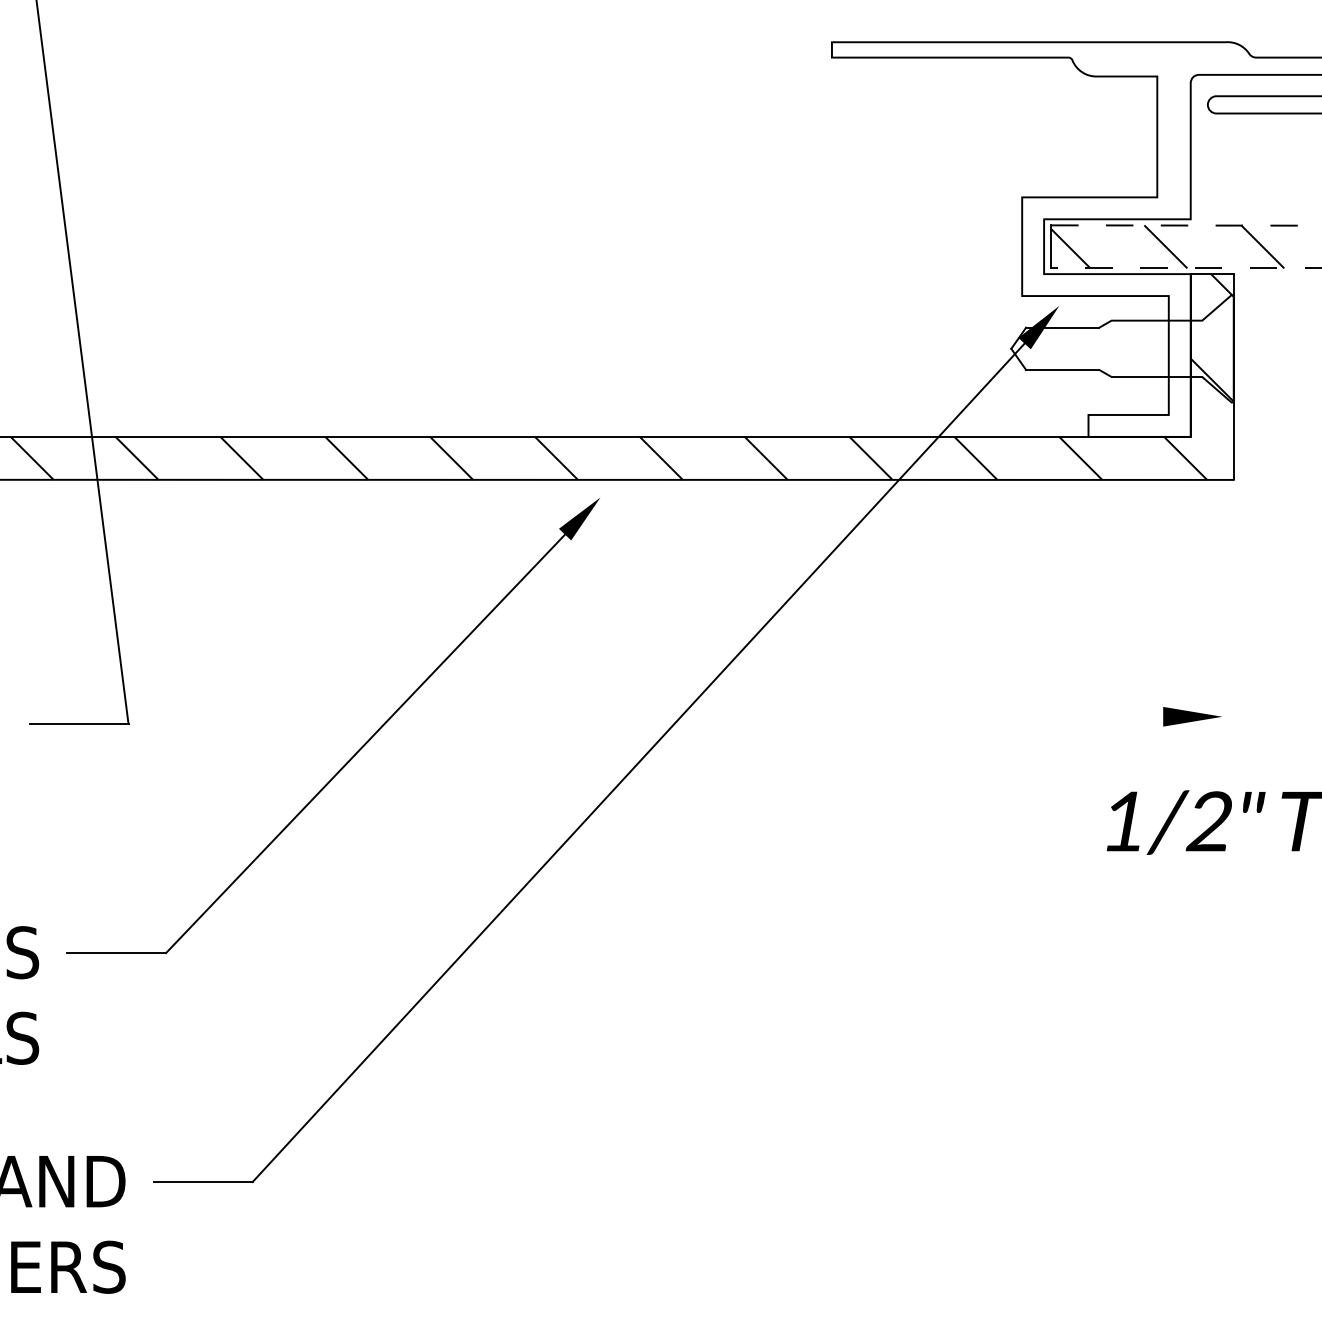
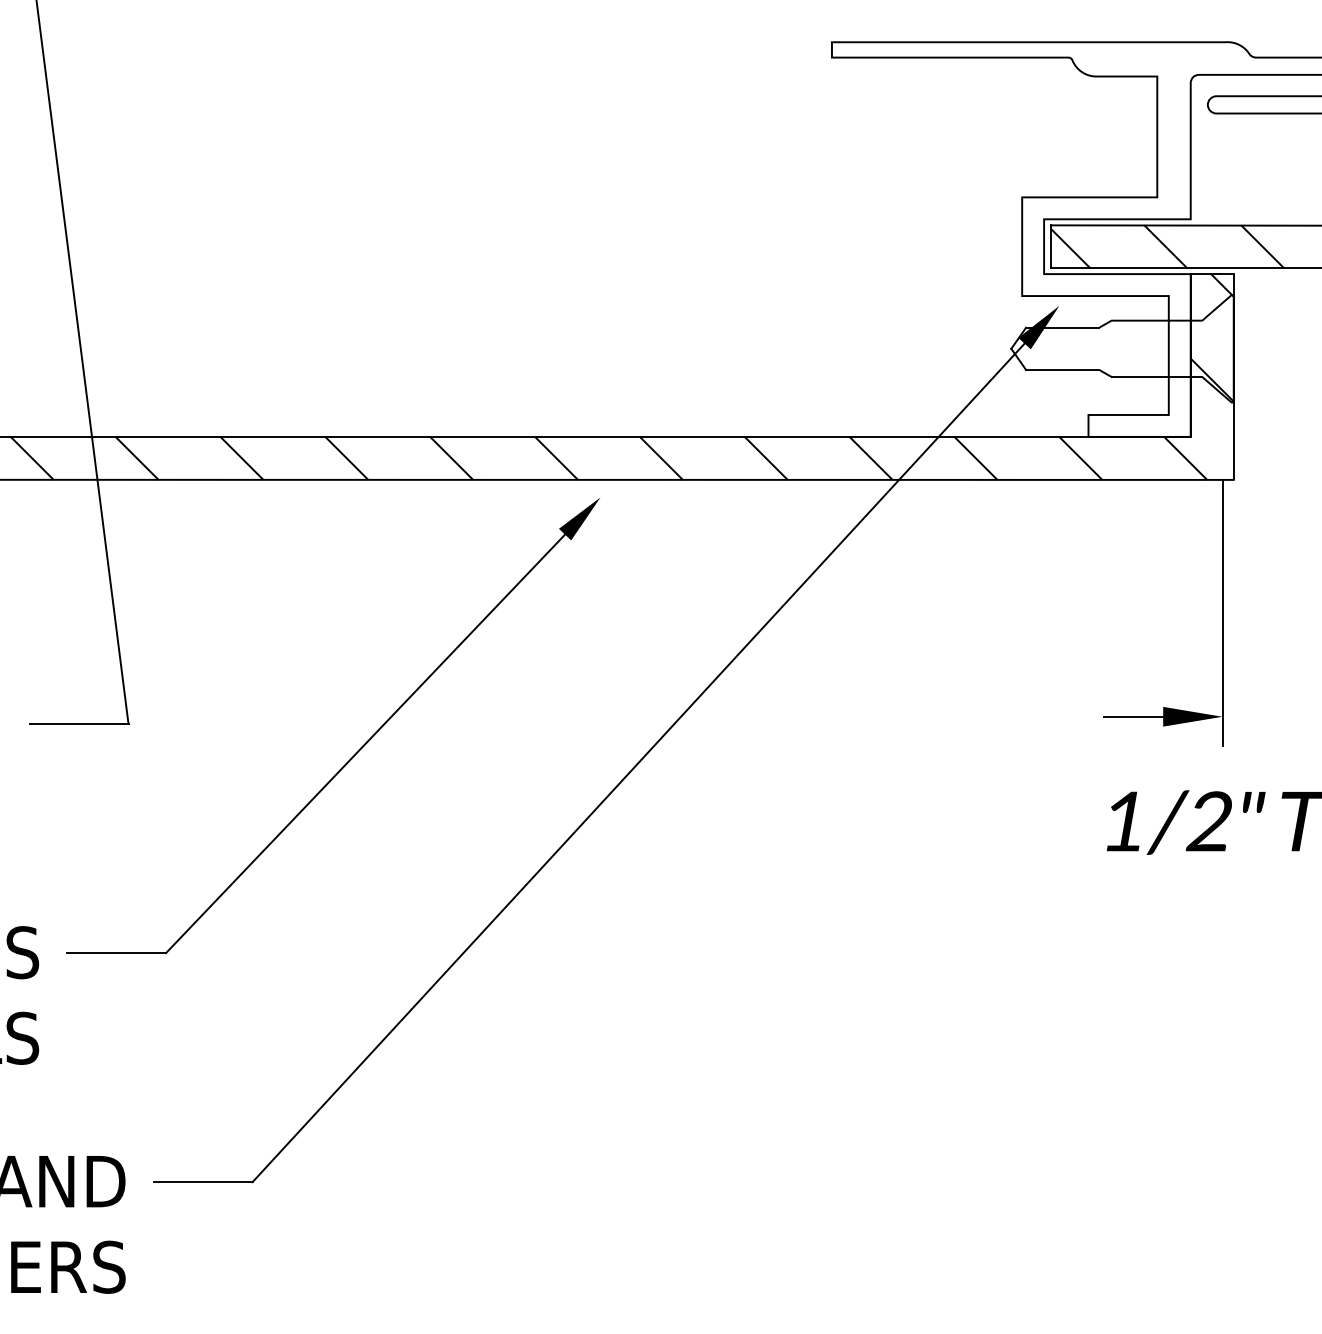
line: dashed -> solid (1186, 225)
line: dashed -> solid (1185, 268)
line: none -> present (1222, 612)
line: none -> present (1133, 716)
